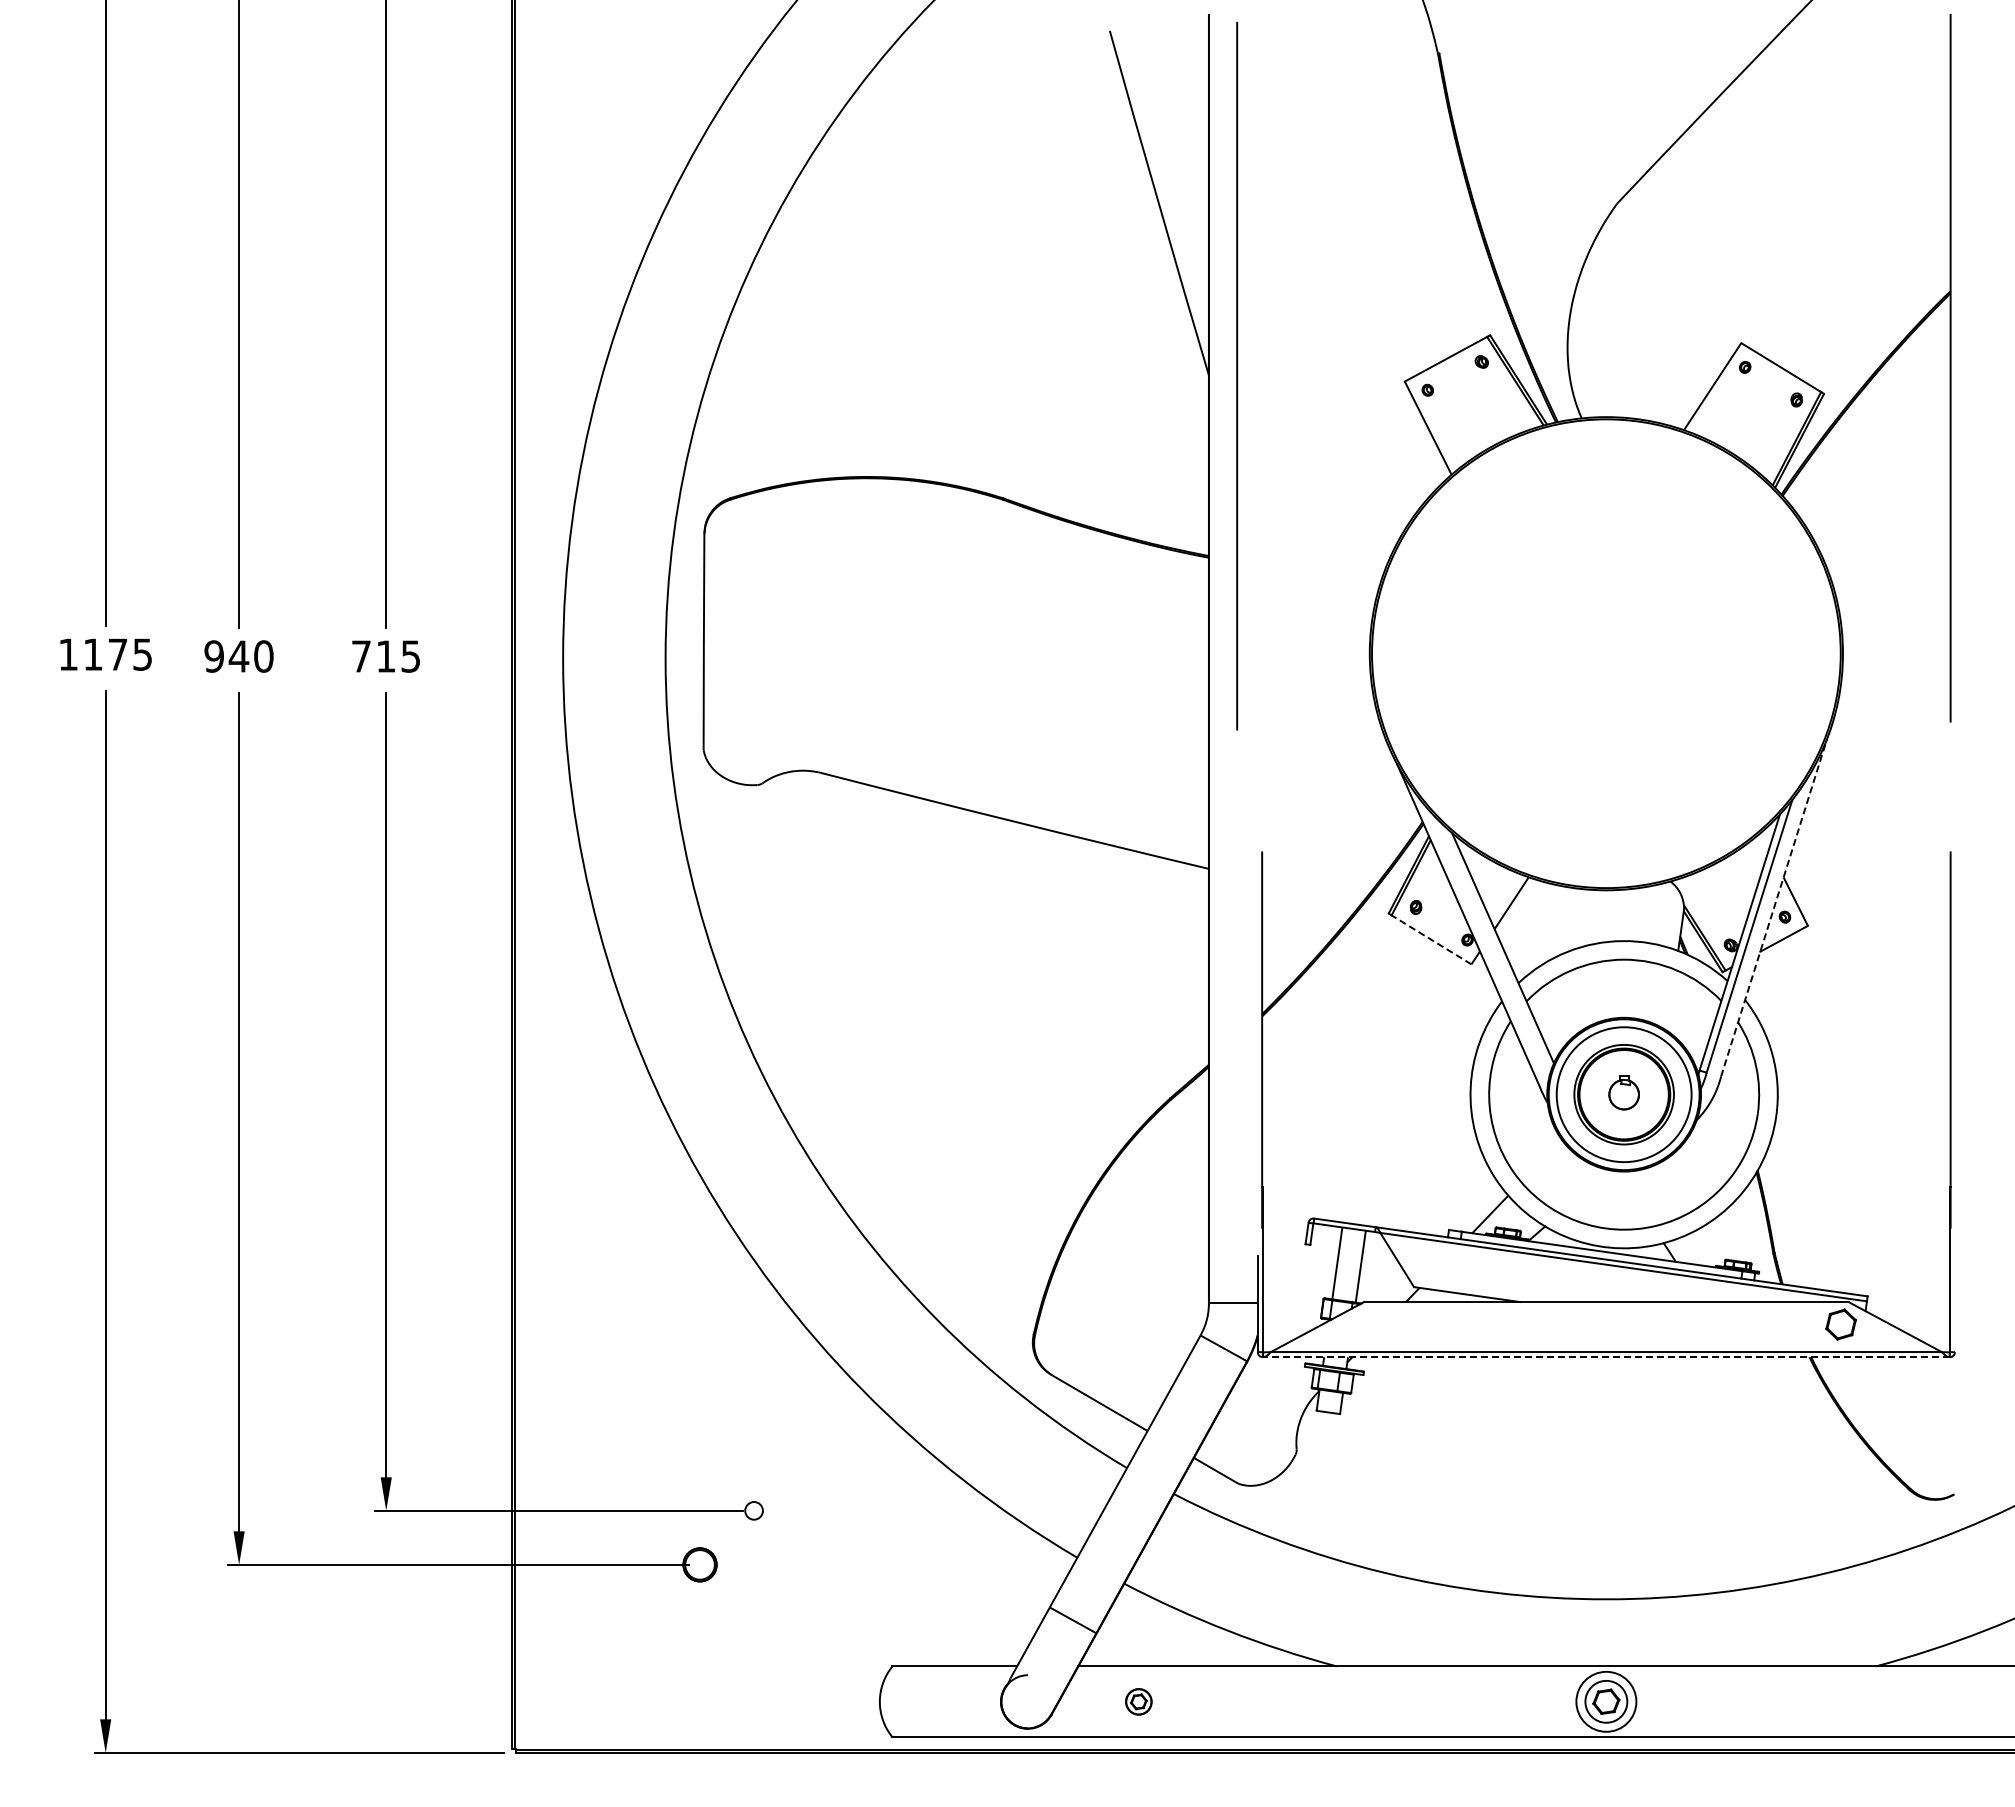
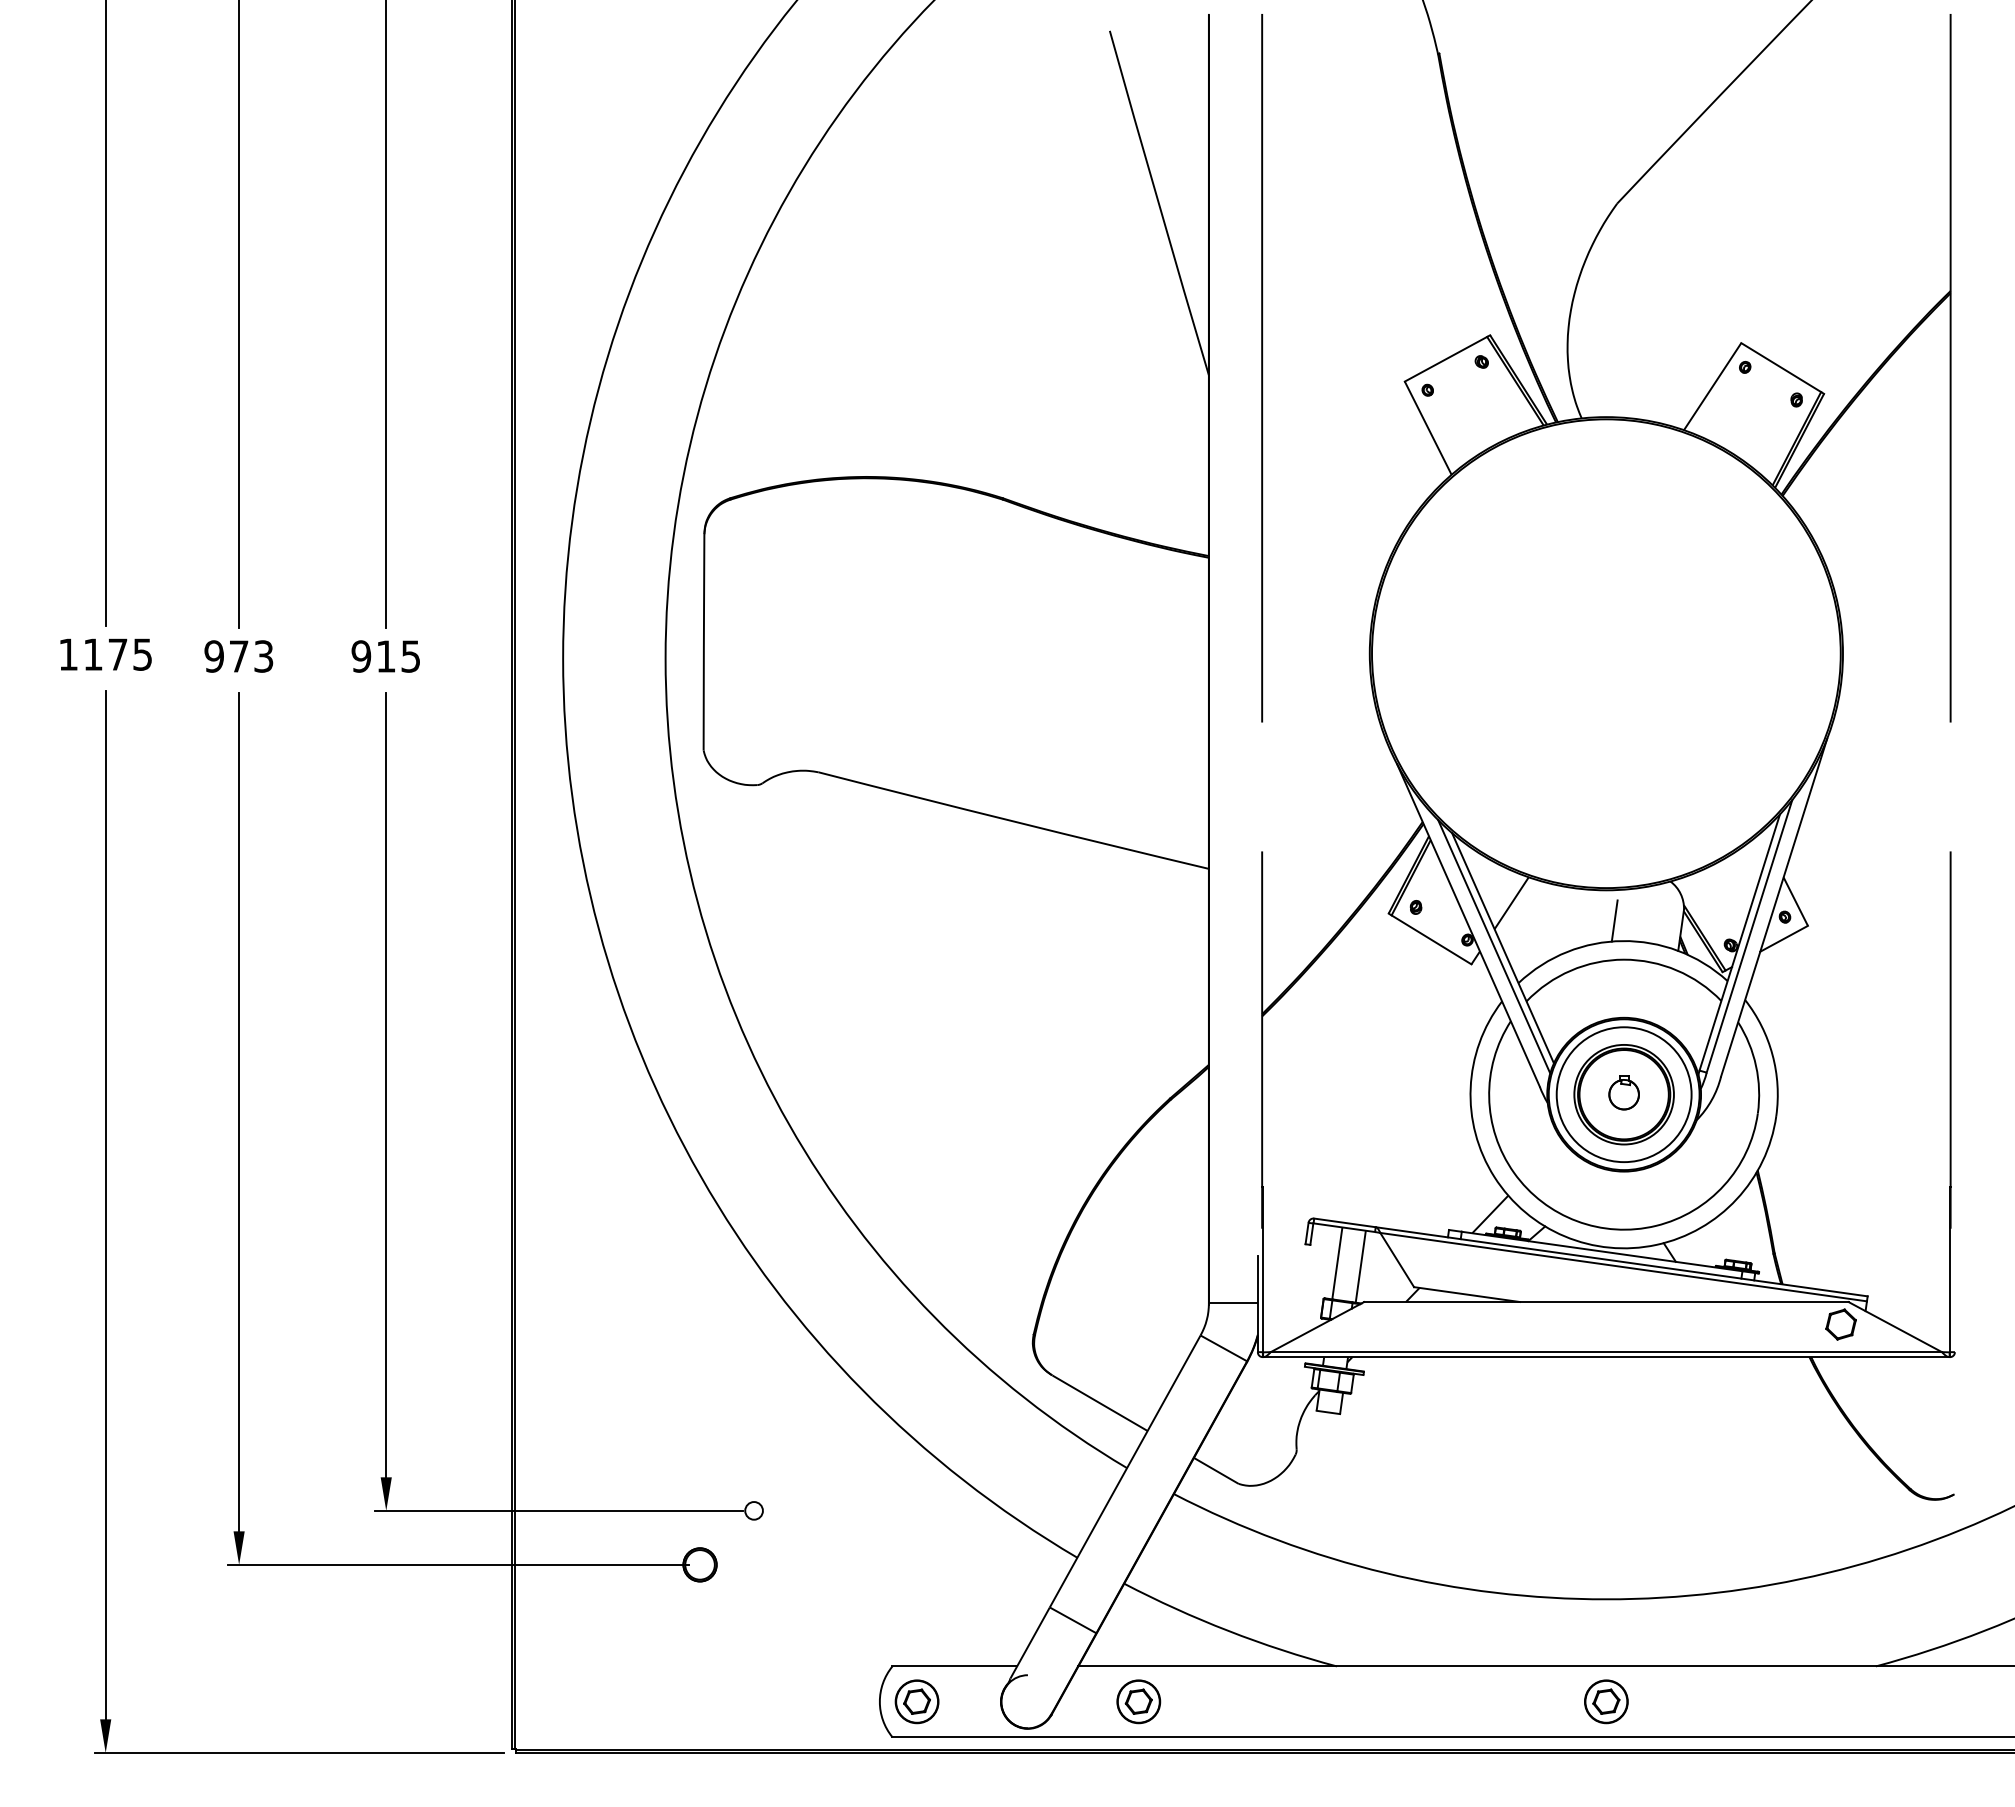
line position: (1237, 376) -> (1262, 368) (1262, 368)
text: 940 -> 973 (250, 656)
text: 715 -> 915 (361, 656)
line: dashed -> solid (1774, 907)
line: none -> present (1614, 920)
line: dashed -> solid (1431, 939)
line: none -> present (1494, 946)
line: dashed -> solid (1605, 1357)
part: none -> present (916, 1701)
part size: 28x28 px -> 46x46 px (1138, 1701)
circle diameter: 60 px -> 43 px (1605, 1701)
